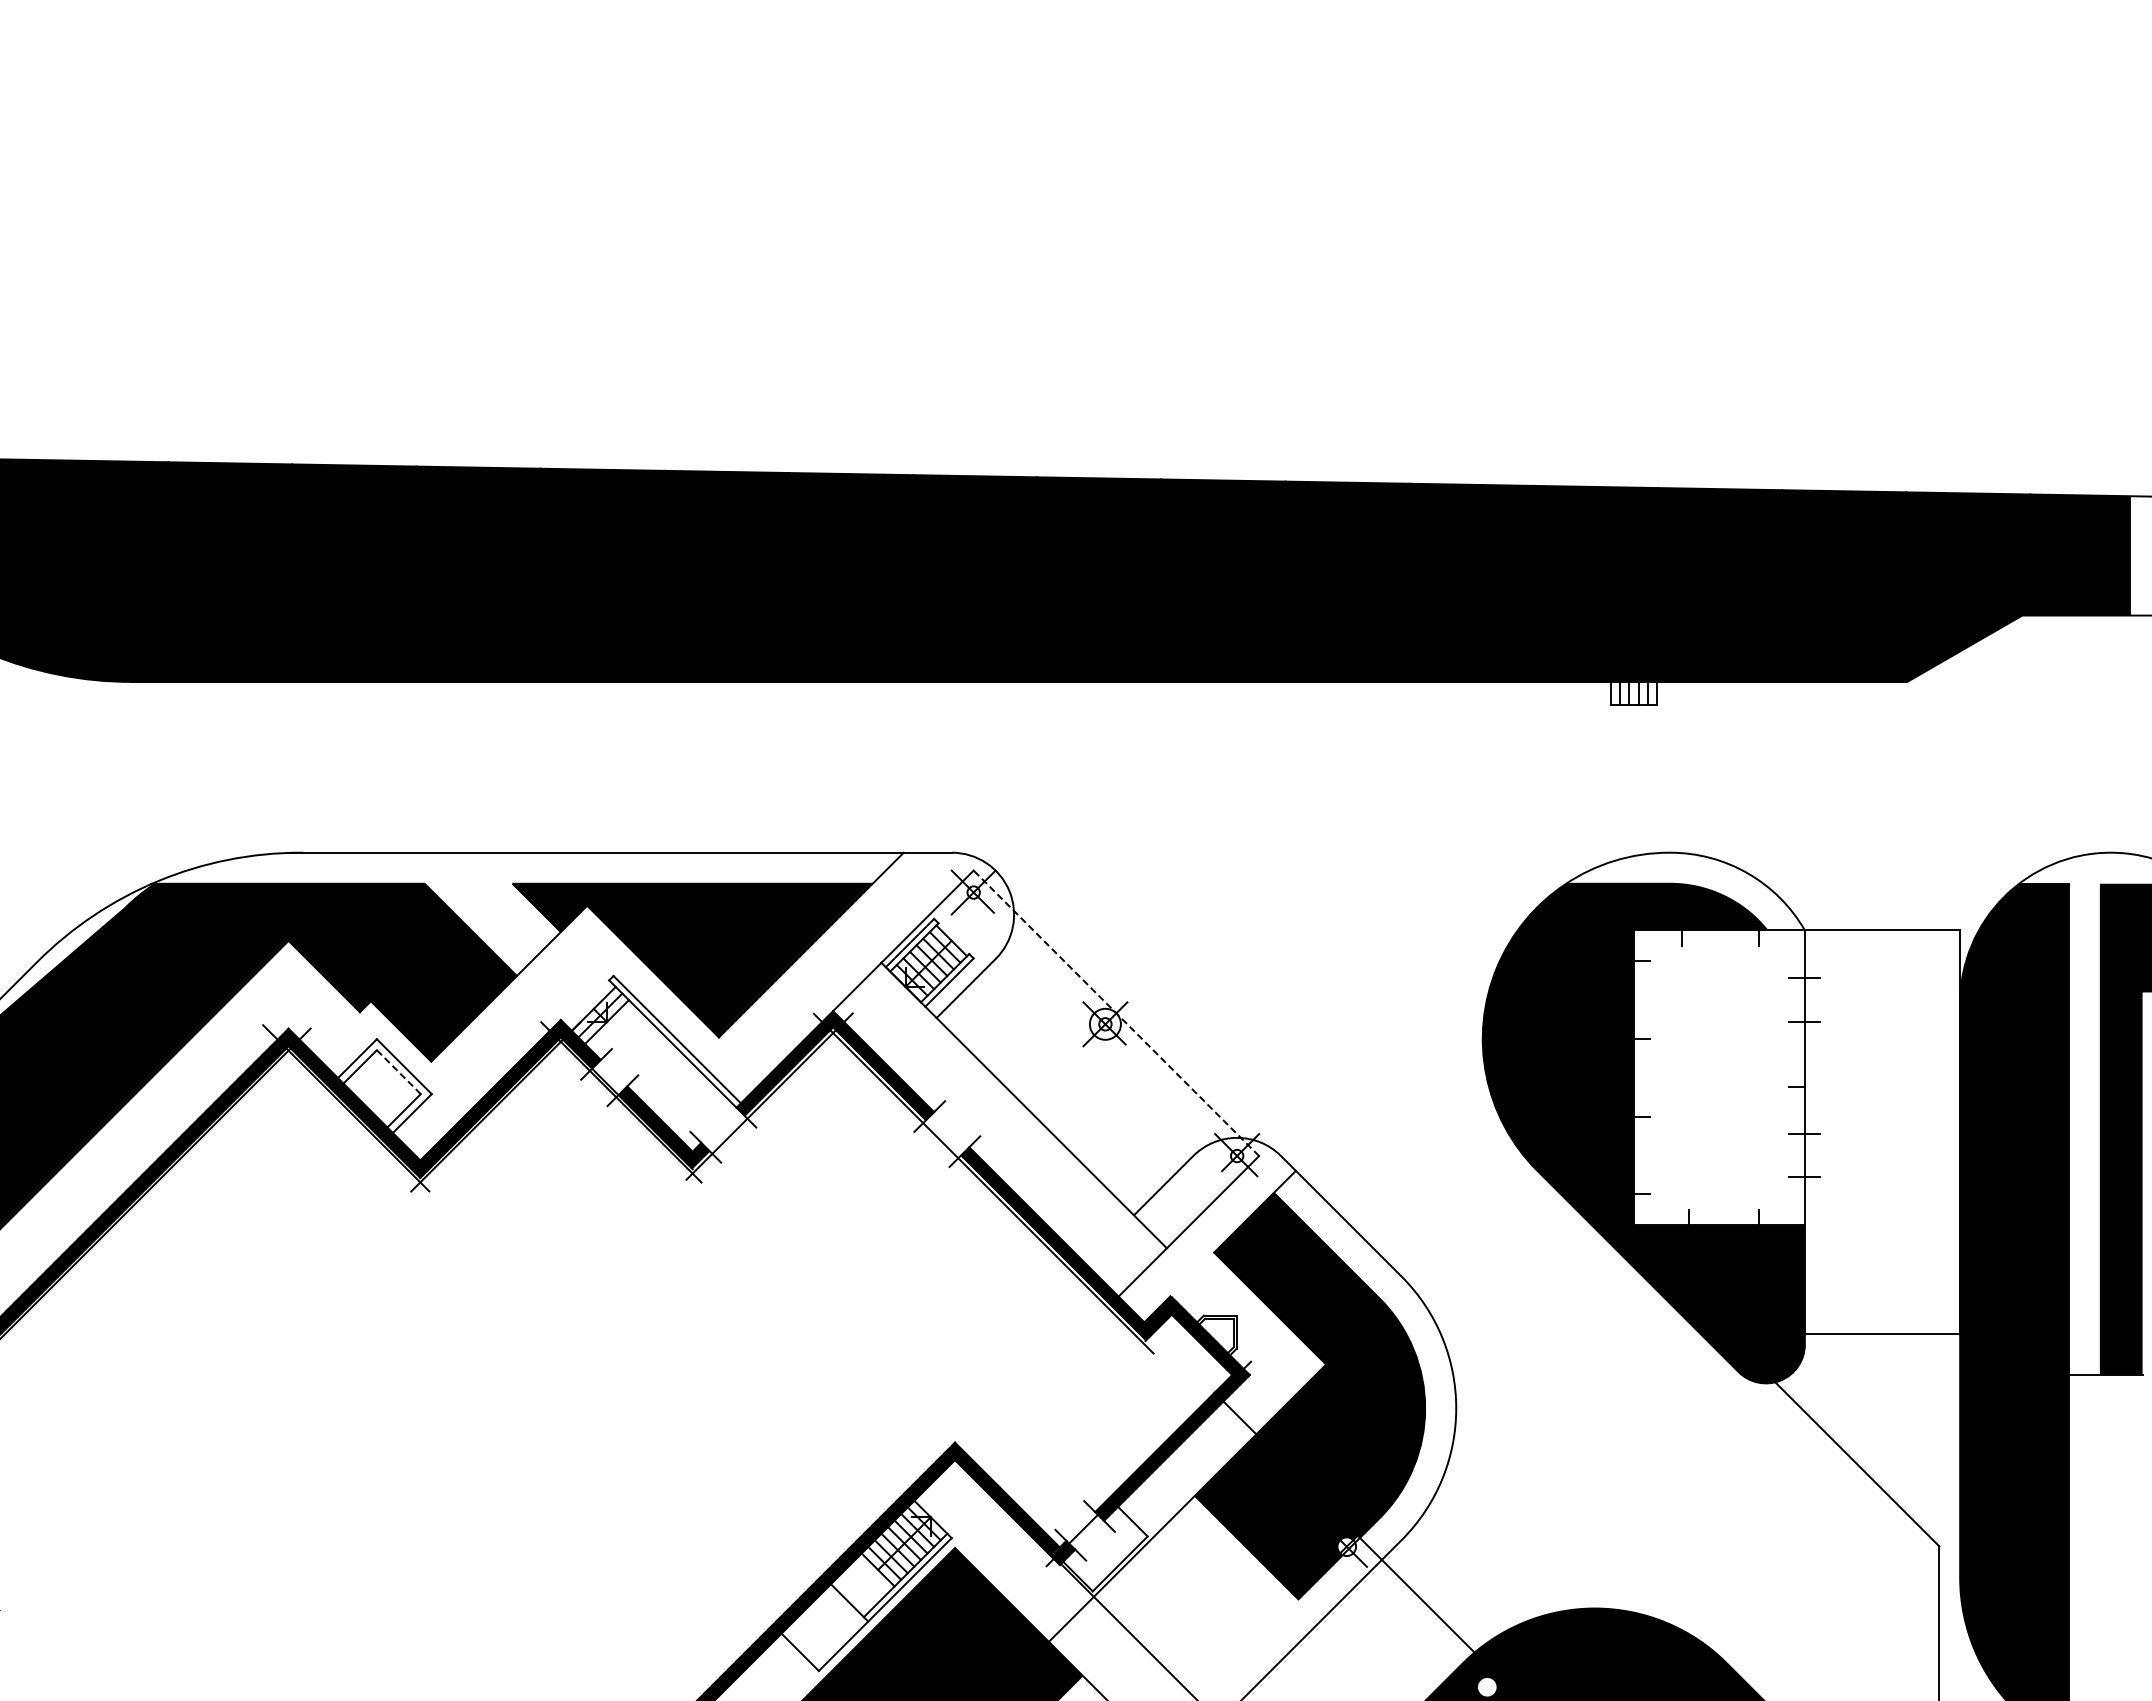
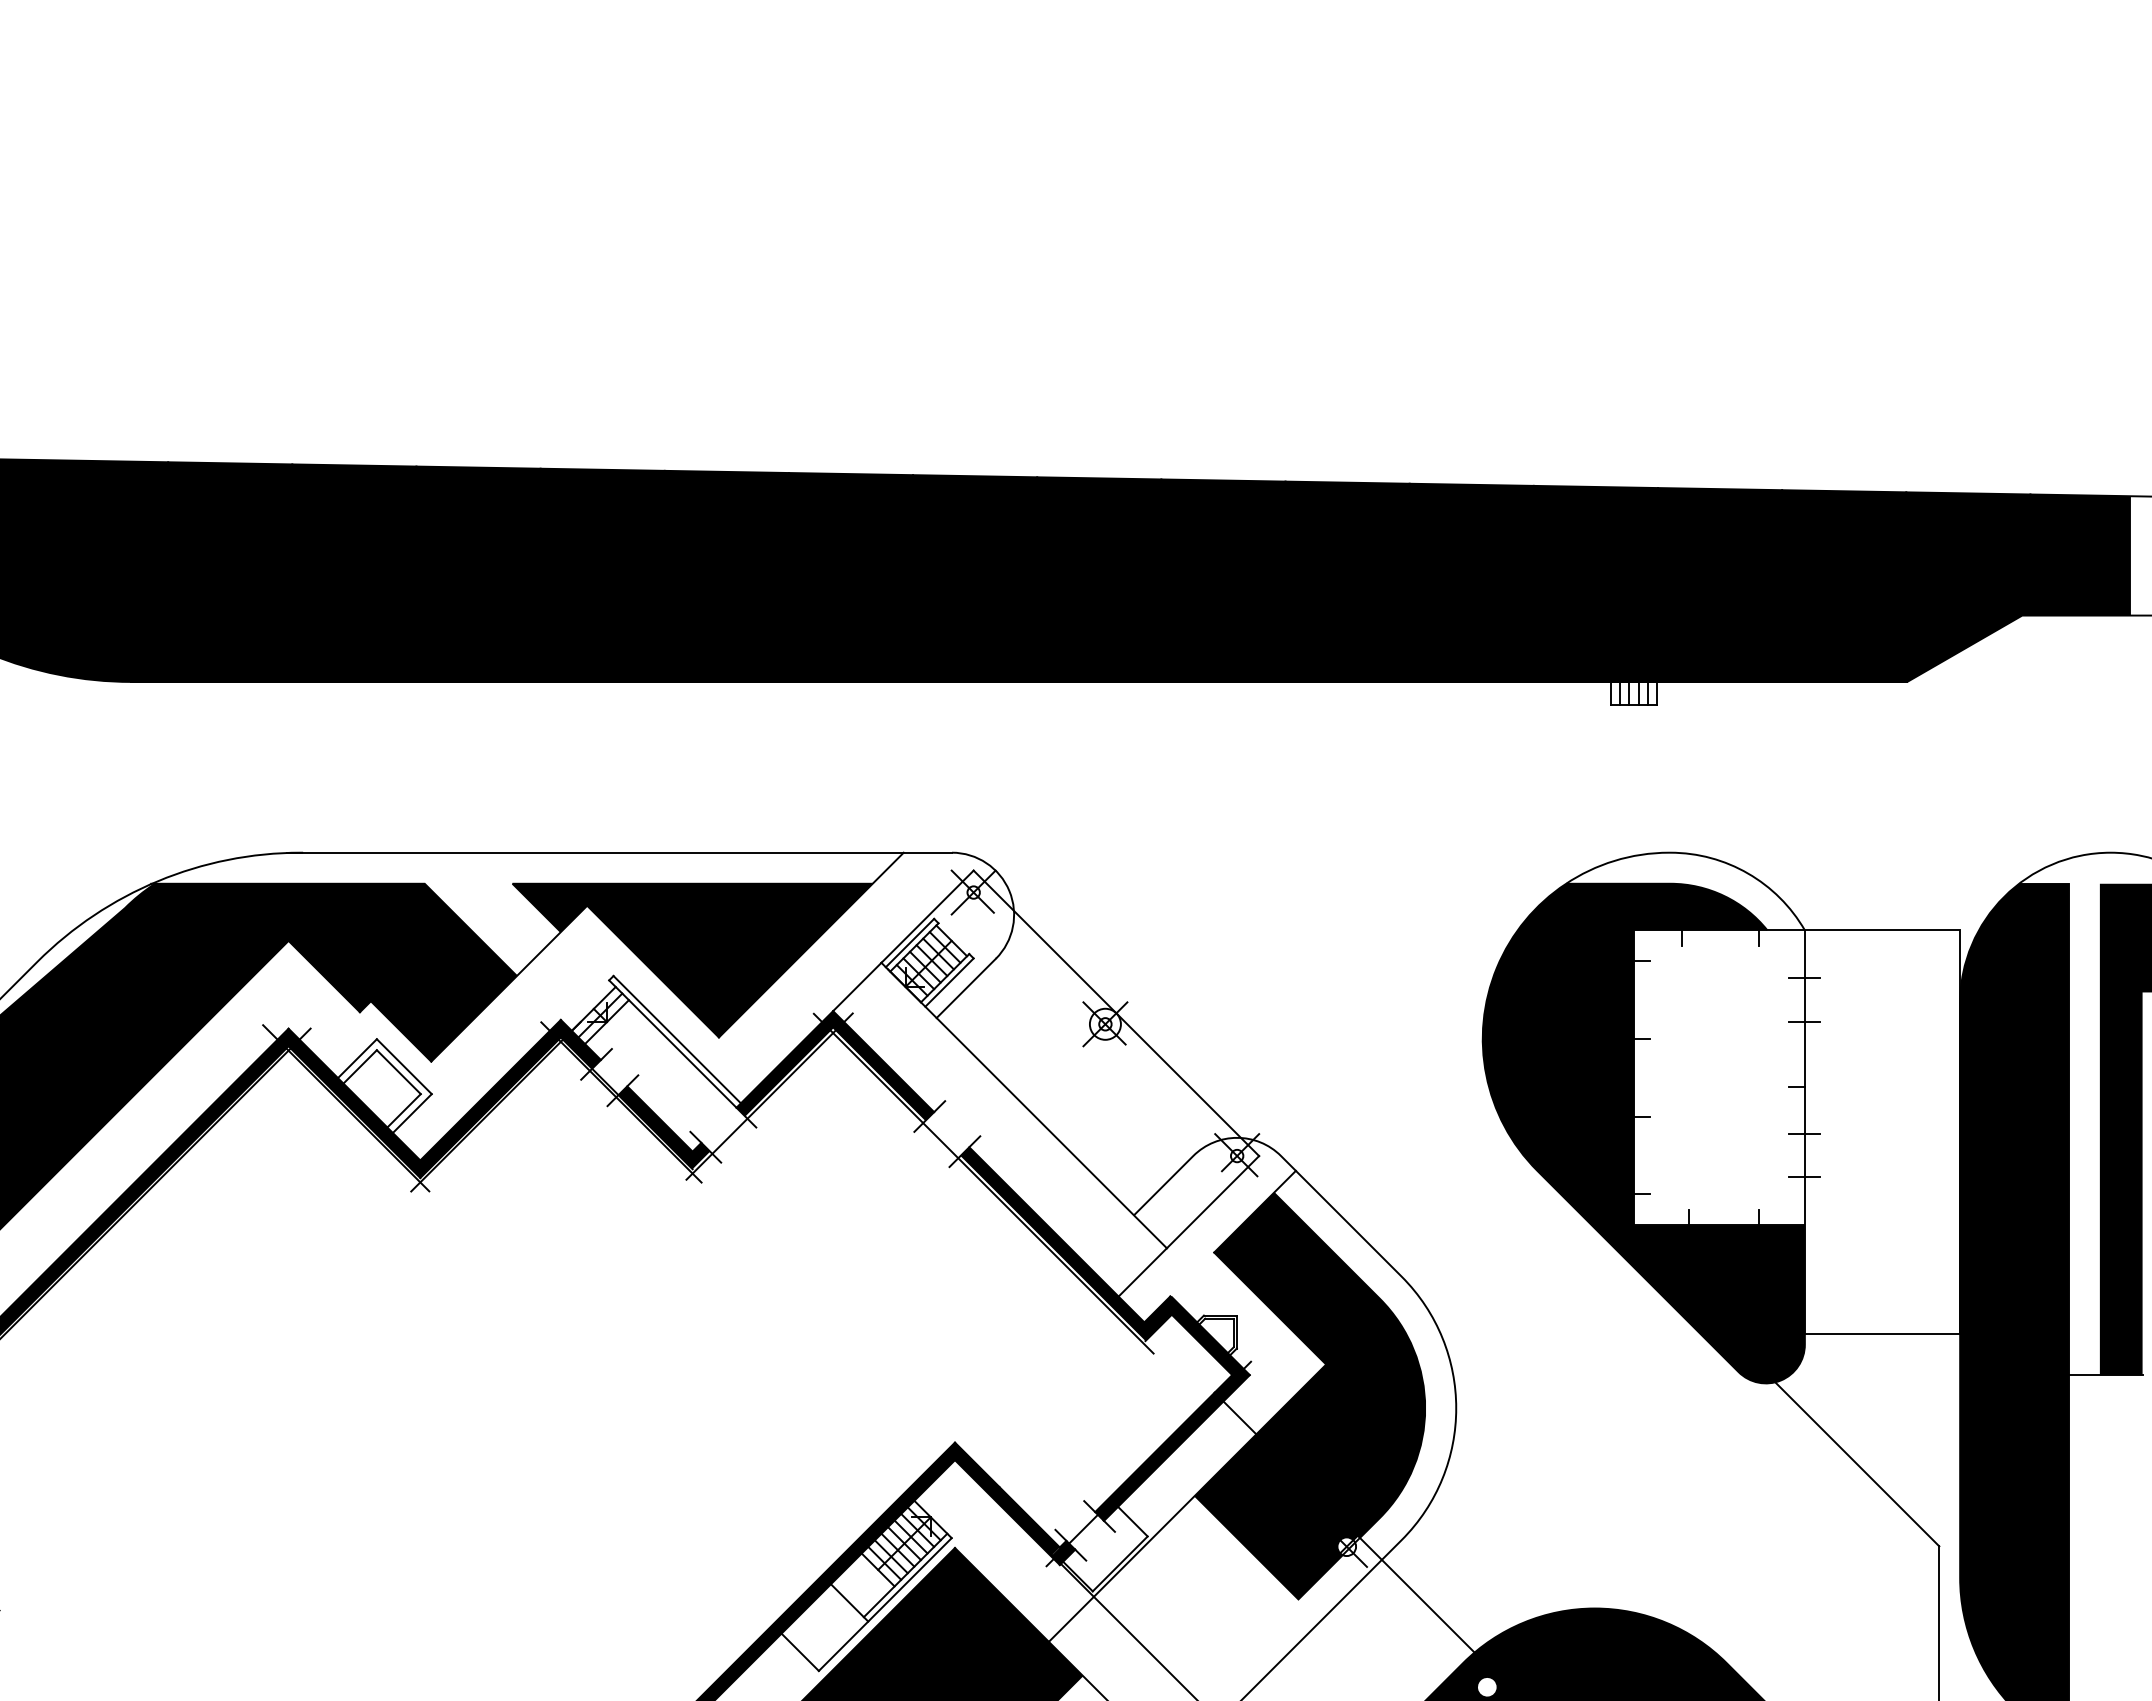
line: dashed -> solid (1116, 1013)
line: dashed -> solid (398, 1071)
